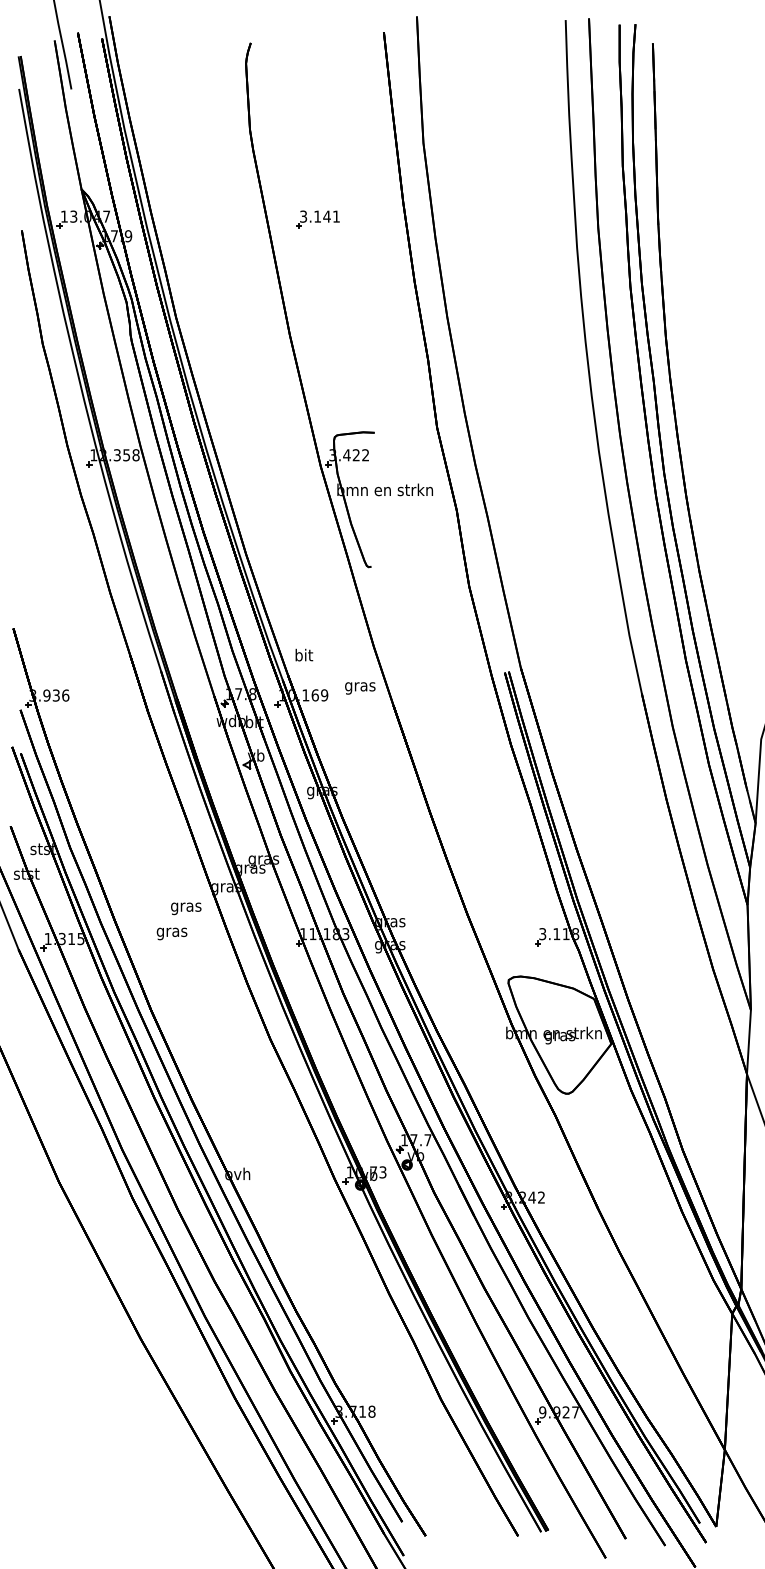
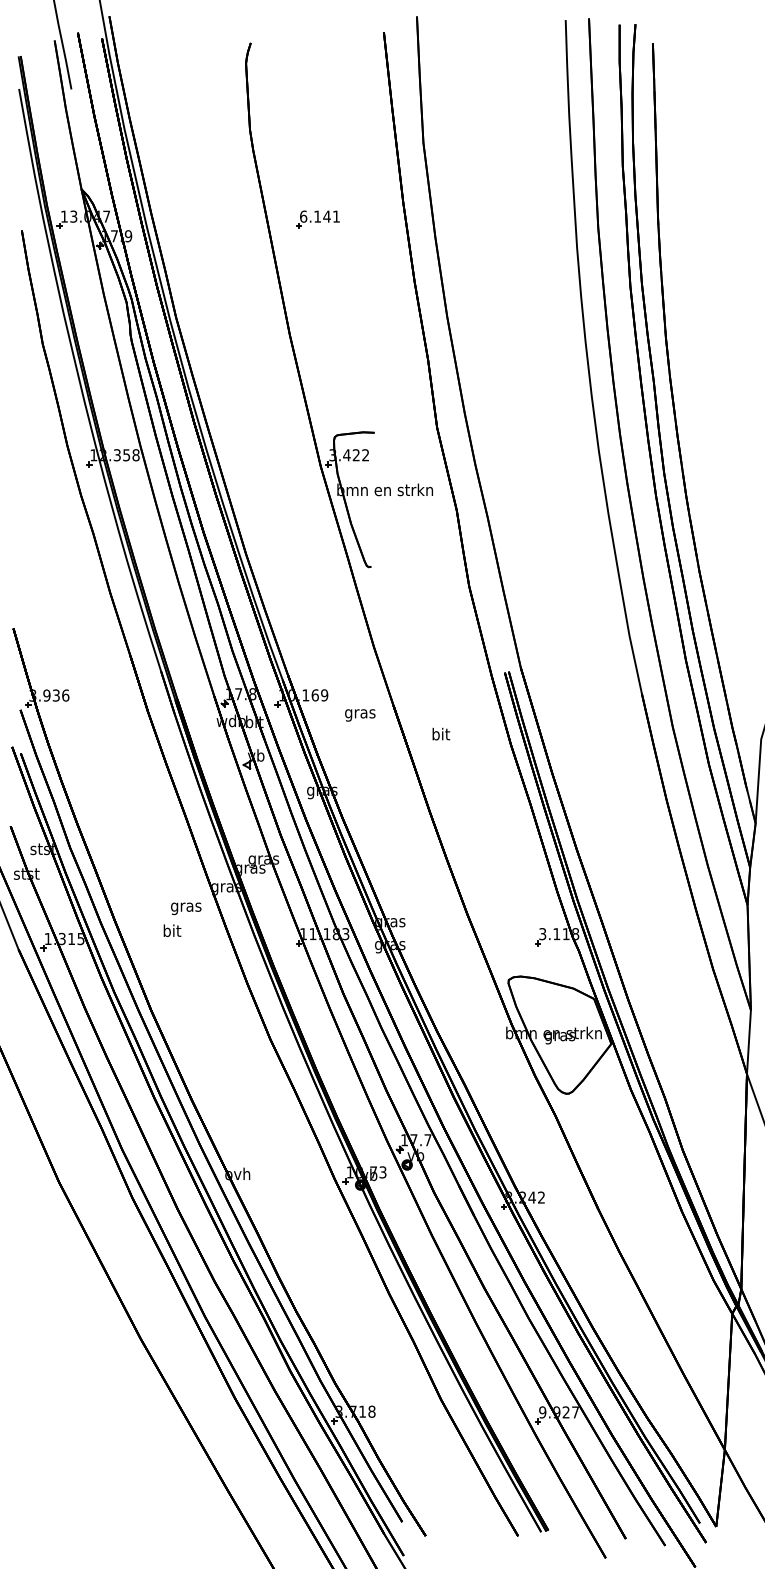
text: 3.141 -> 6.141 (303, 216)
text position: (304, 654) -> (441, 733) (441, 733)
text position: (360, 688) -> (360, 715) (360, 715)
text: gras -> bit (171, 932)
